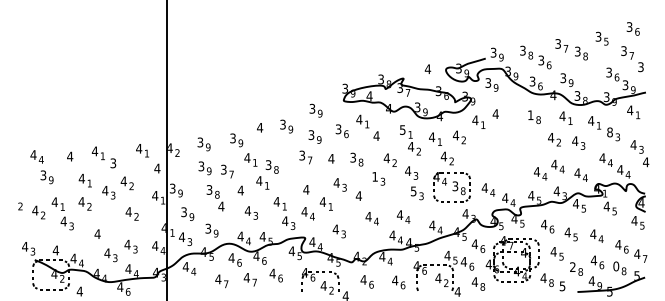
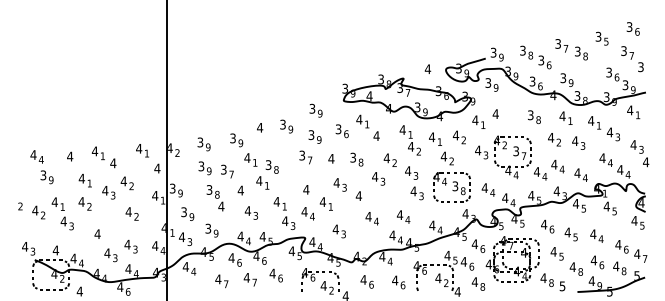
text: 1 -> 3 (530, 115)
text: 5 -> 4 (402, 129)
text: 8 -> 4 (609, 132)
part: none -> present (503, 149)
text: 3 -> 4 (113, 163)
text: 1 -> 4 (375, 176)
text: 5 -> 4 (413, 191)
text: 2 -> 4 (572, 266)
text: 0 -> 4 (616, 266)
